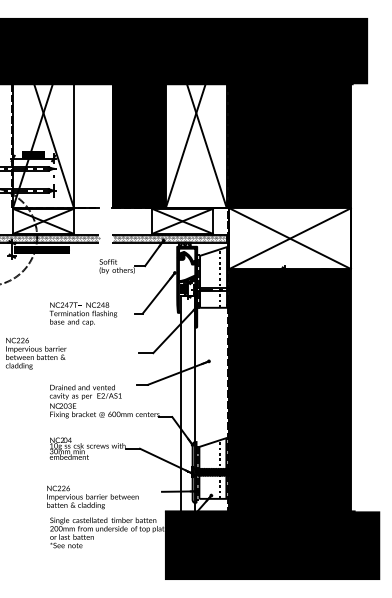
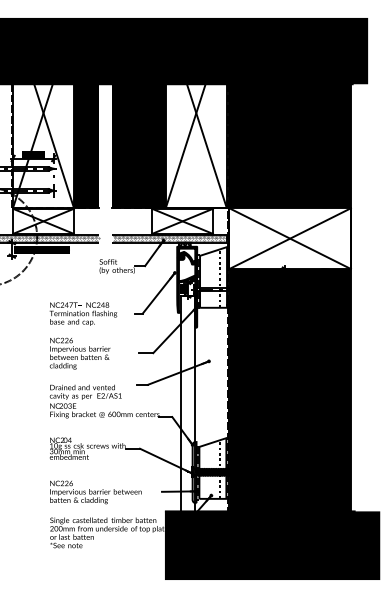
fill: none -> present (85, 145)
text position: (35, 353) -> (79, 353) (79, 353)
text position: (92, 497) -> (95, 492) (95, 492)
